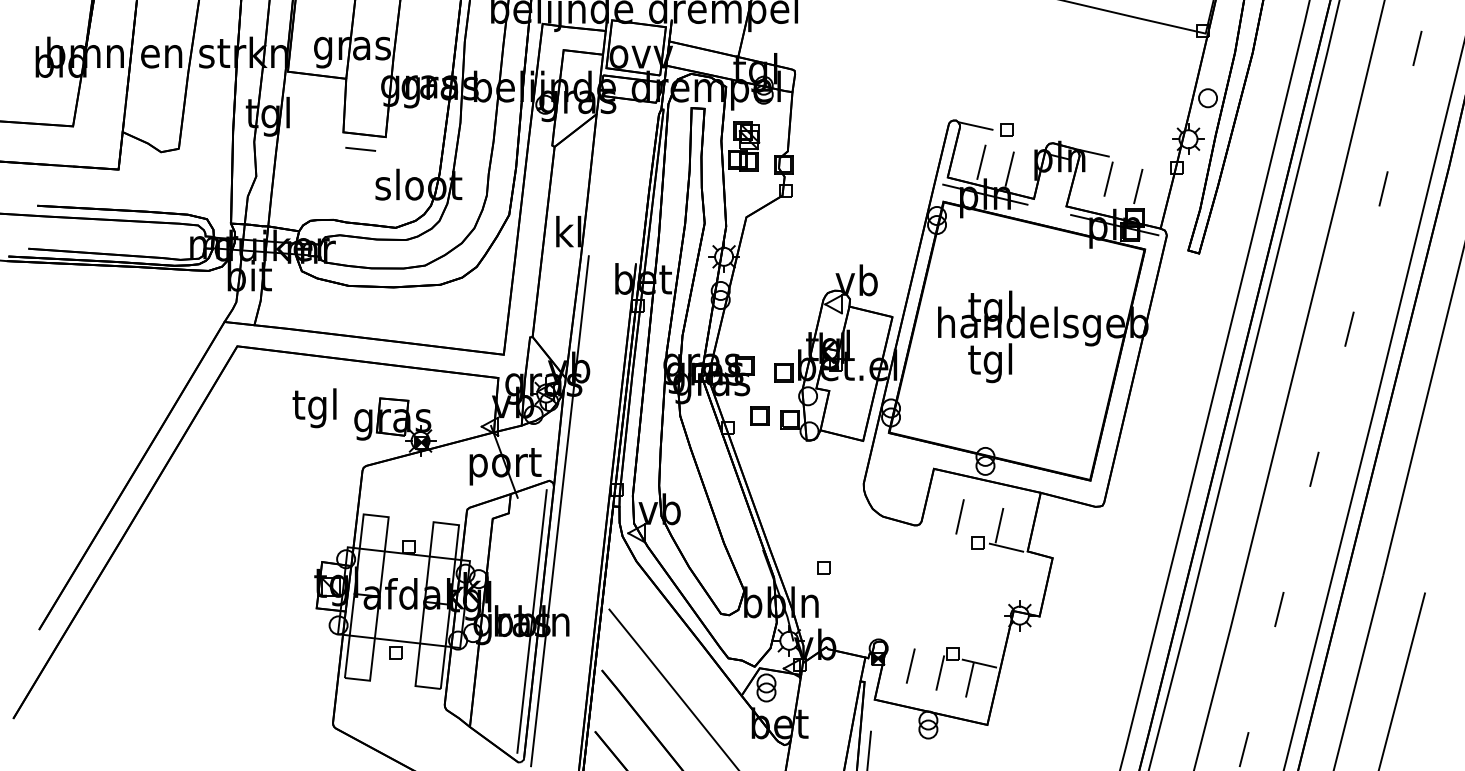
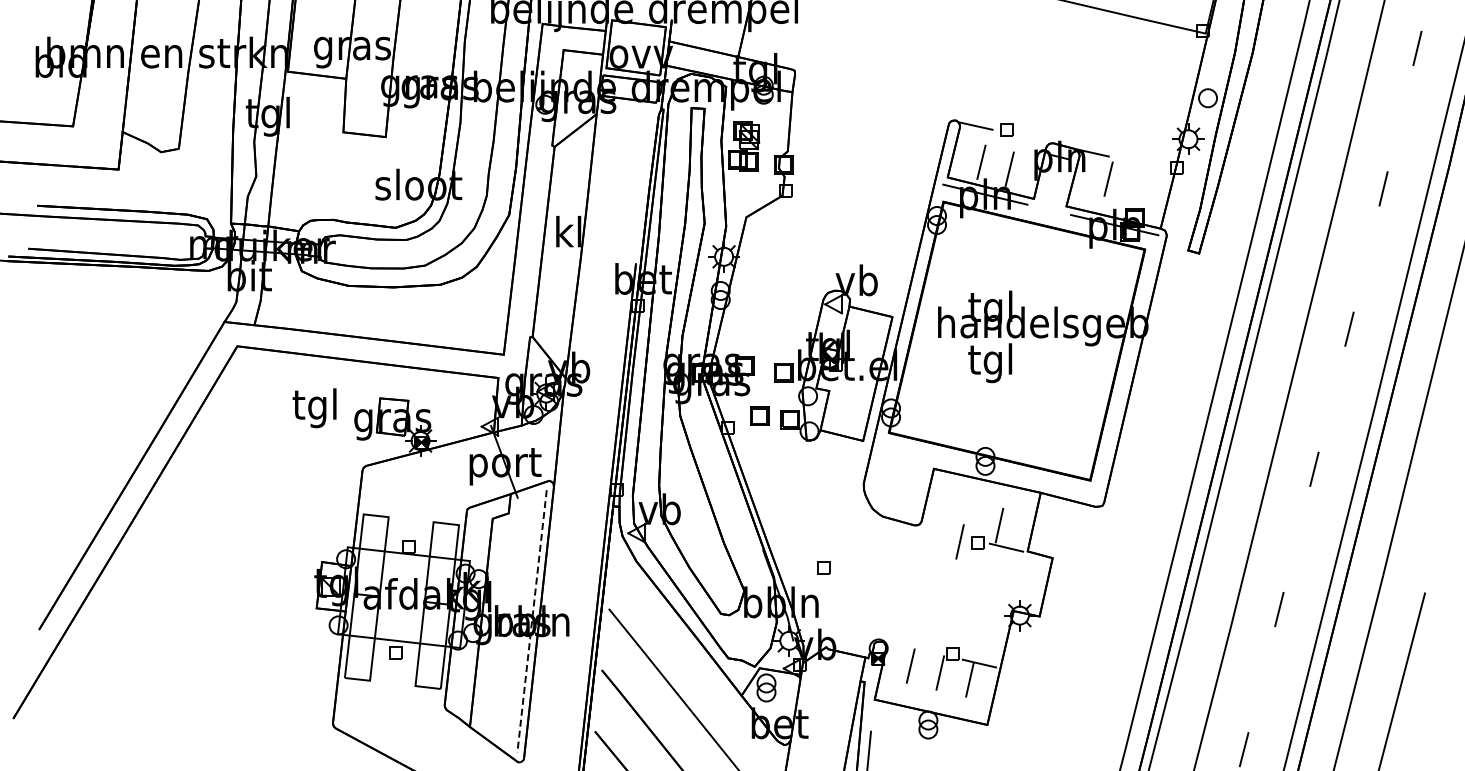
line: present -> none (360, 149)
line: present -> none (1137, 189)
line: present -> none (559, 511)
line position: (959, 516) -> (959, 541) (959, 541)
line: solid -> dashed (532, 621)
